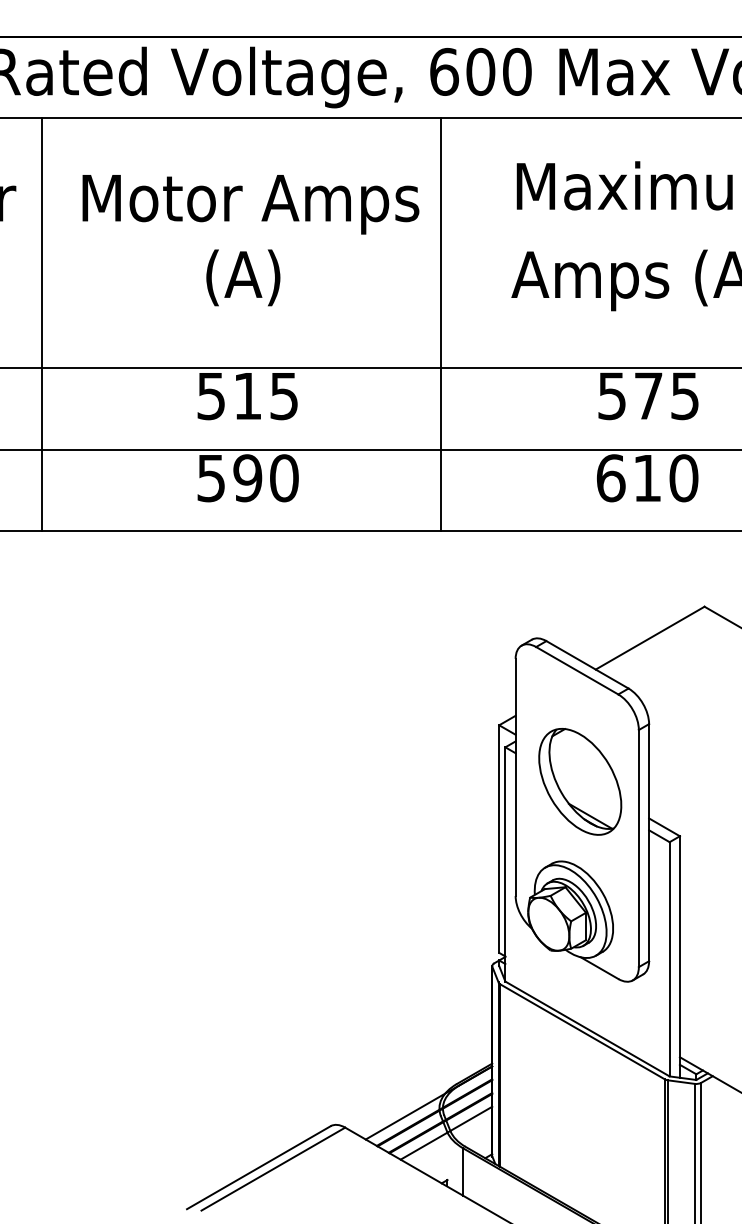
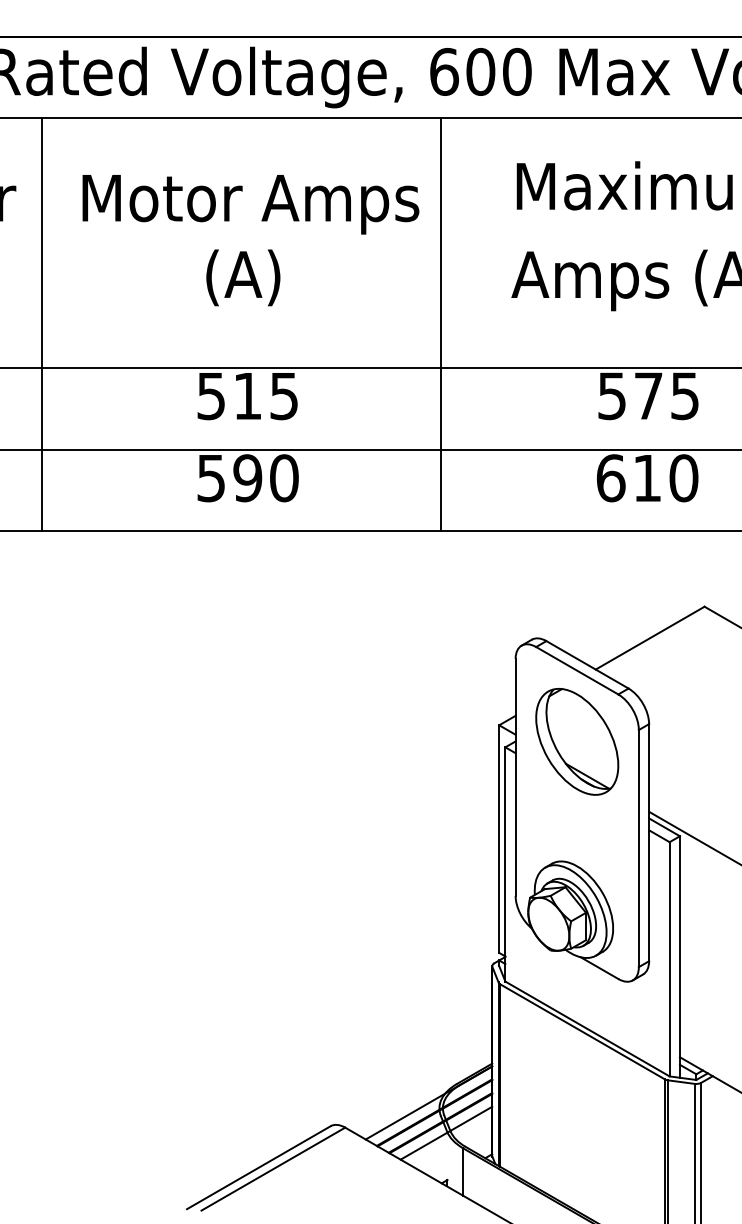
part position: (580, 781) -> (577, 741) (577, 741)
line: none -> present (693, 837)
